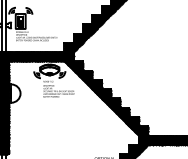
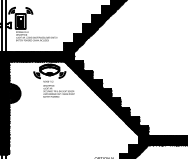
fill: none -> present (15, 93)
